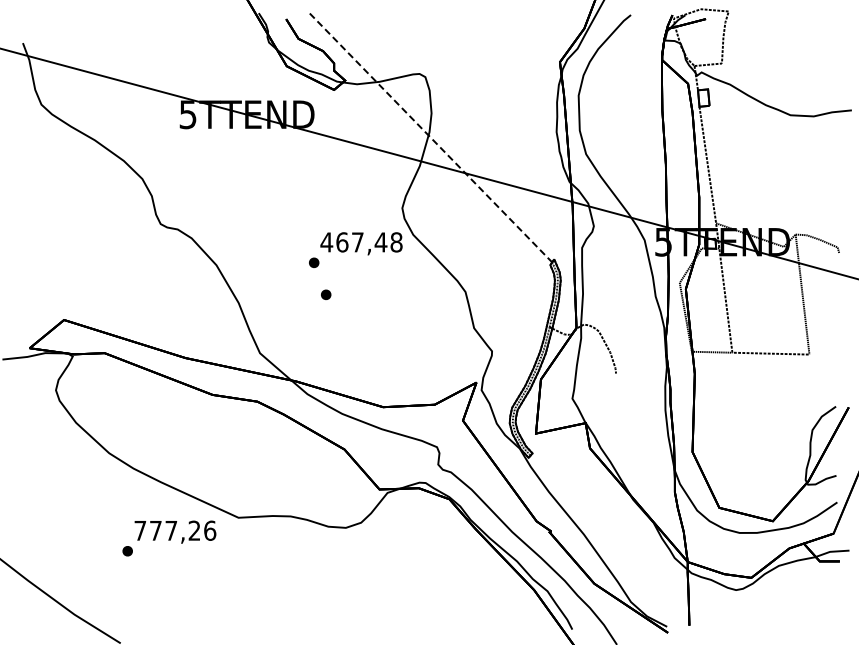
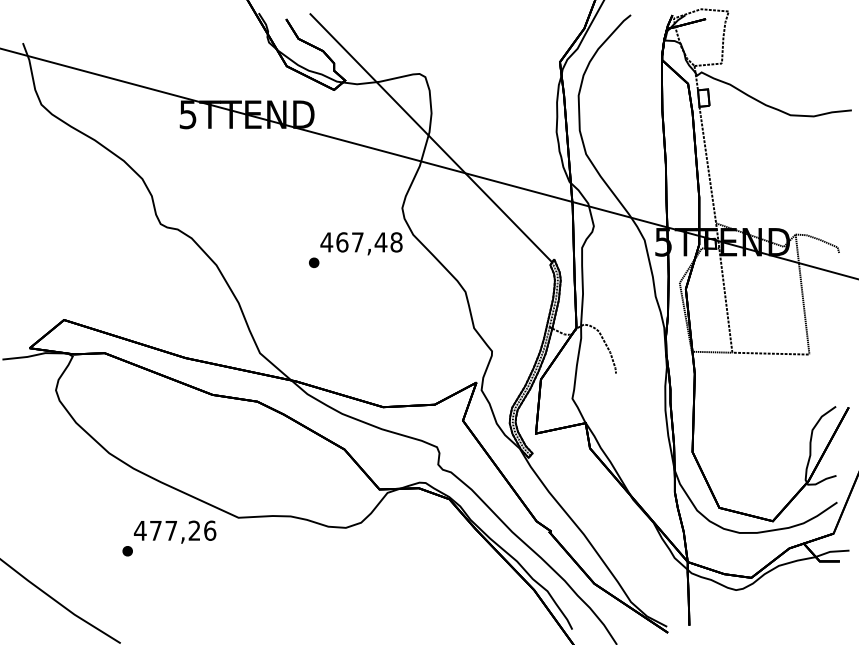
line: dashed -> solid (431, 137)
part: present -> none (326, 294)
text: 777,26 -> 477,26 (139, 530)
